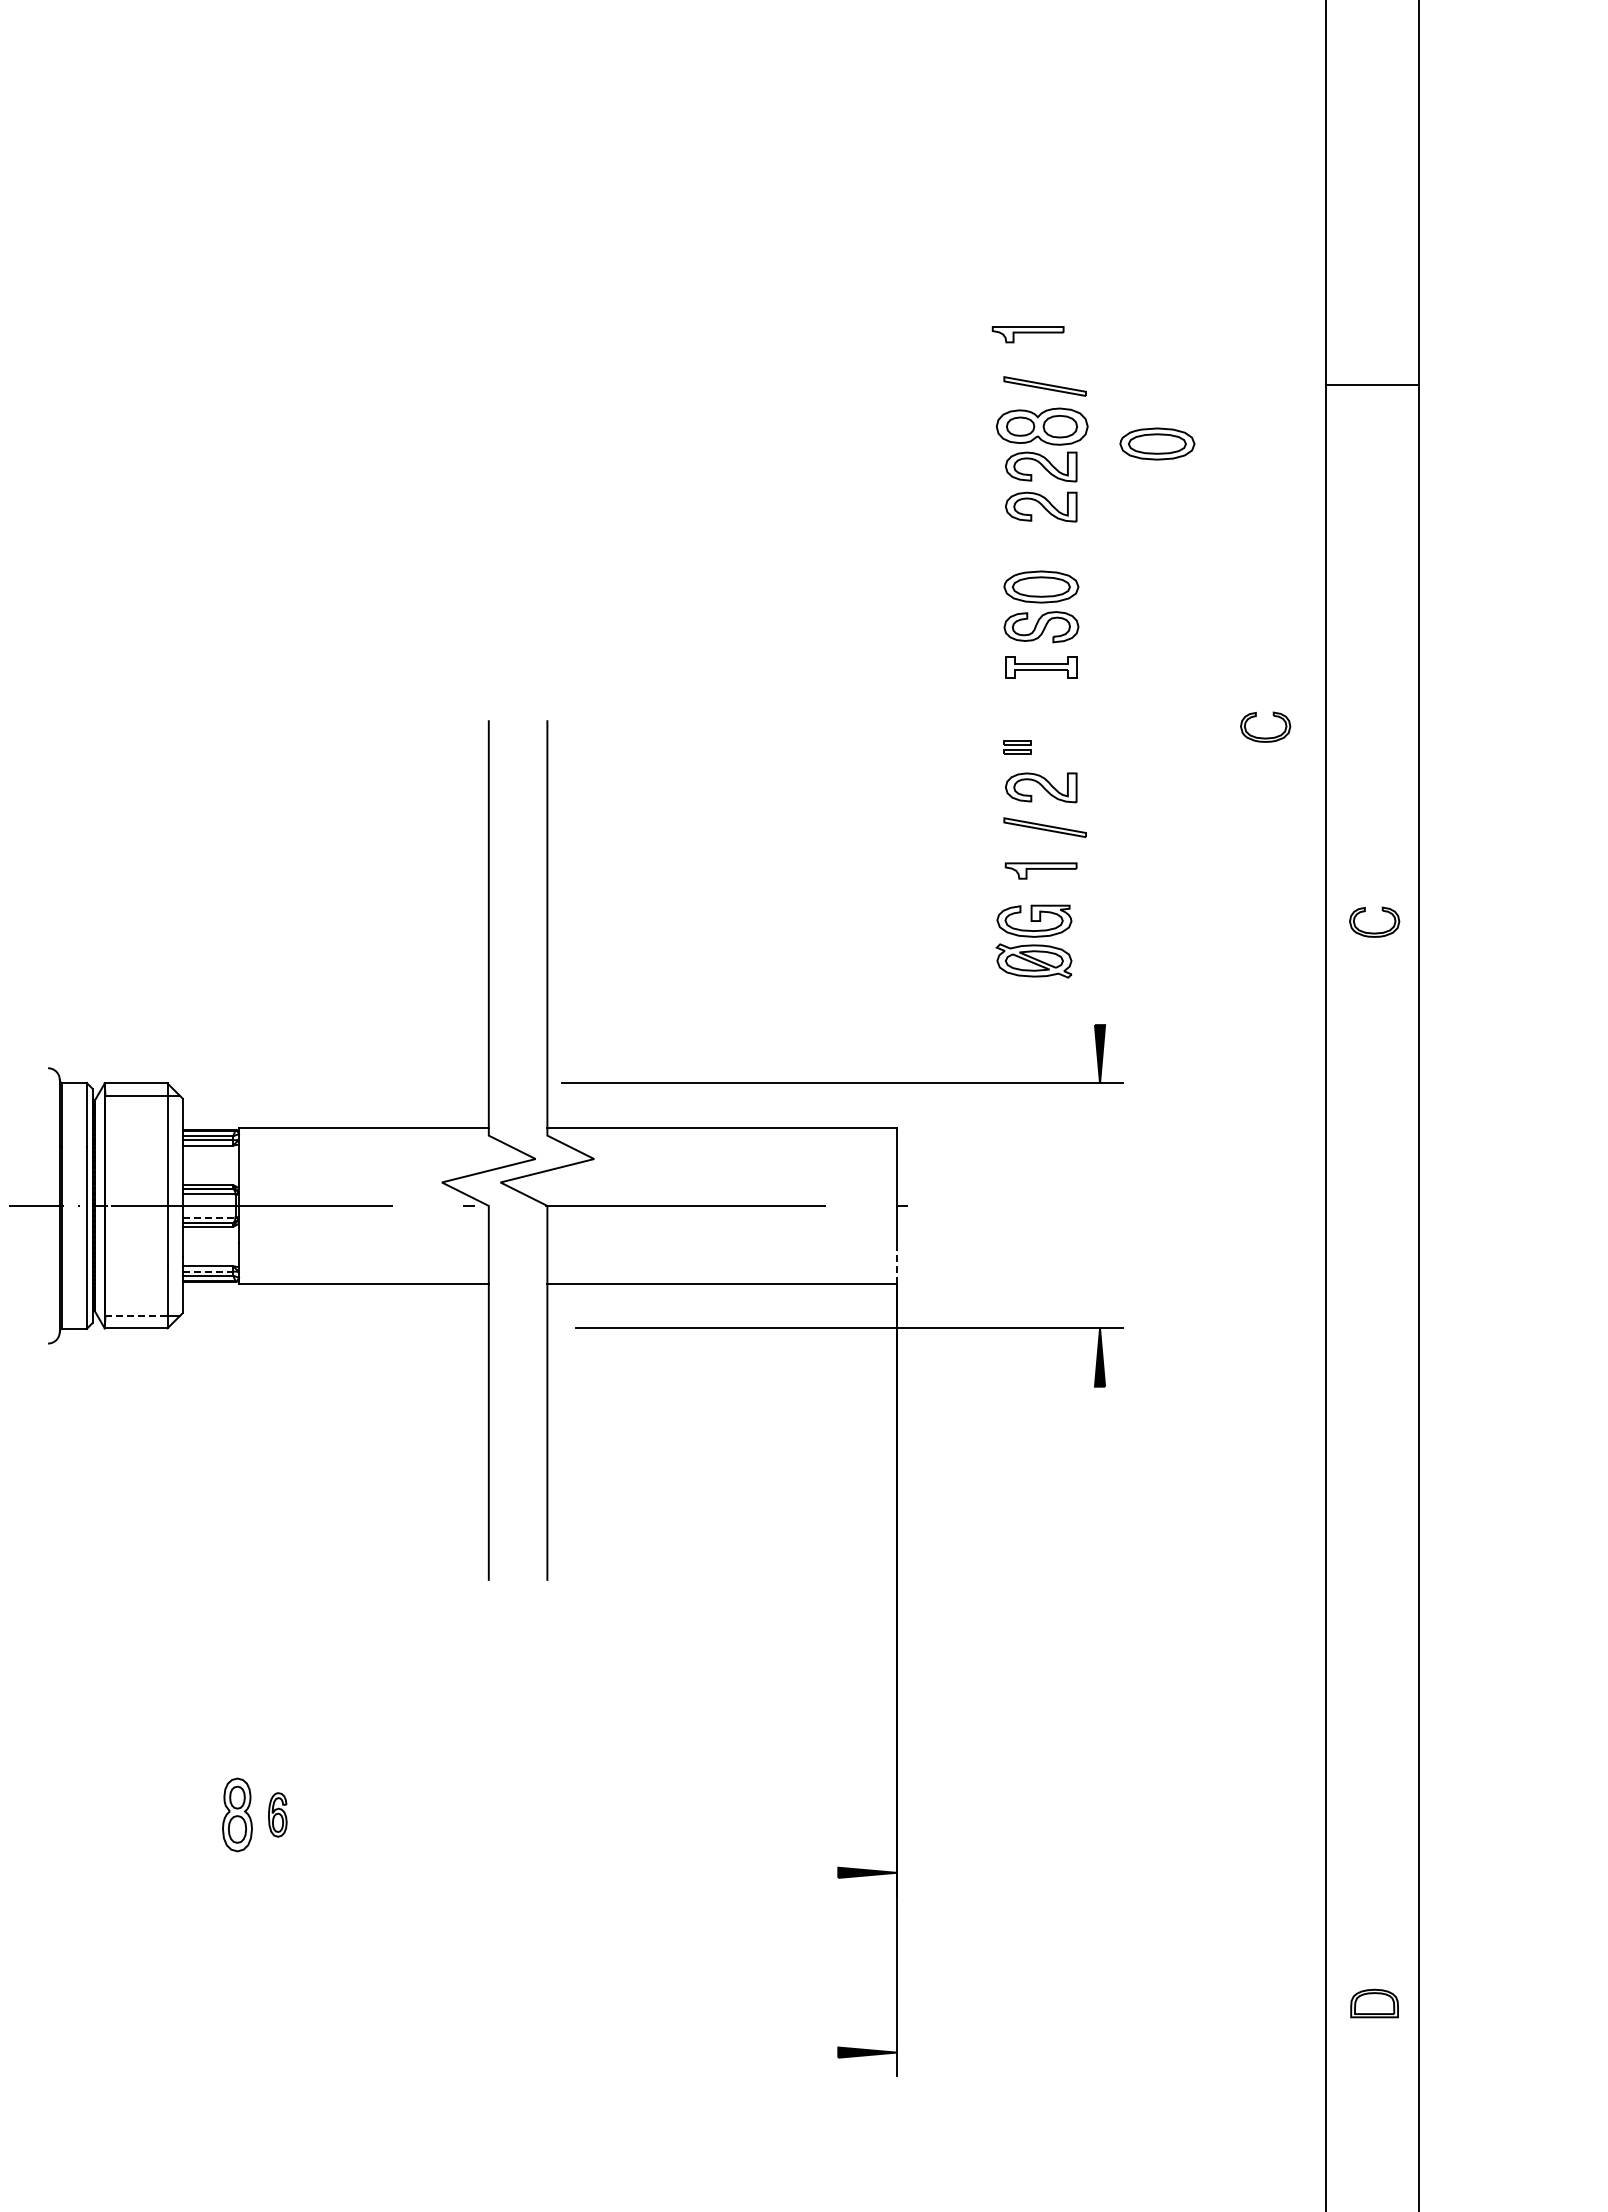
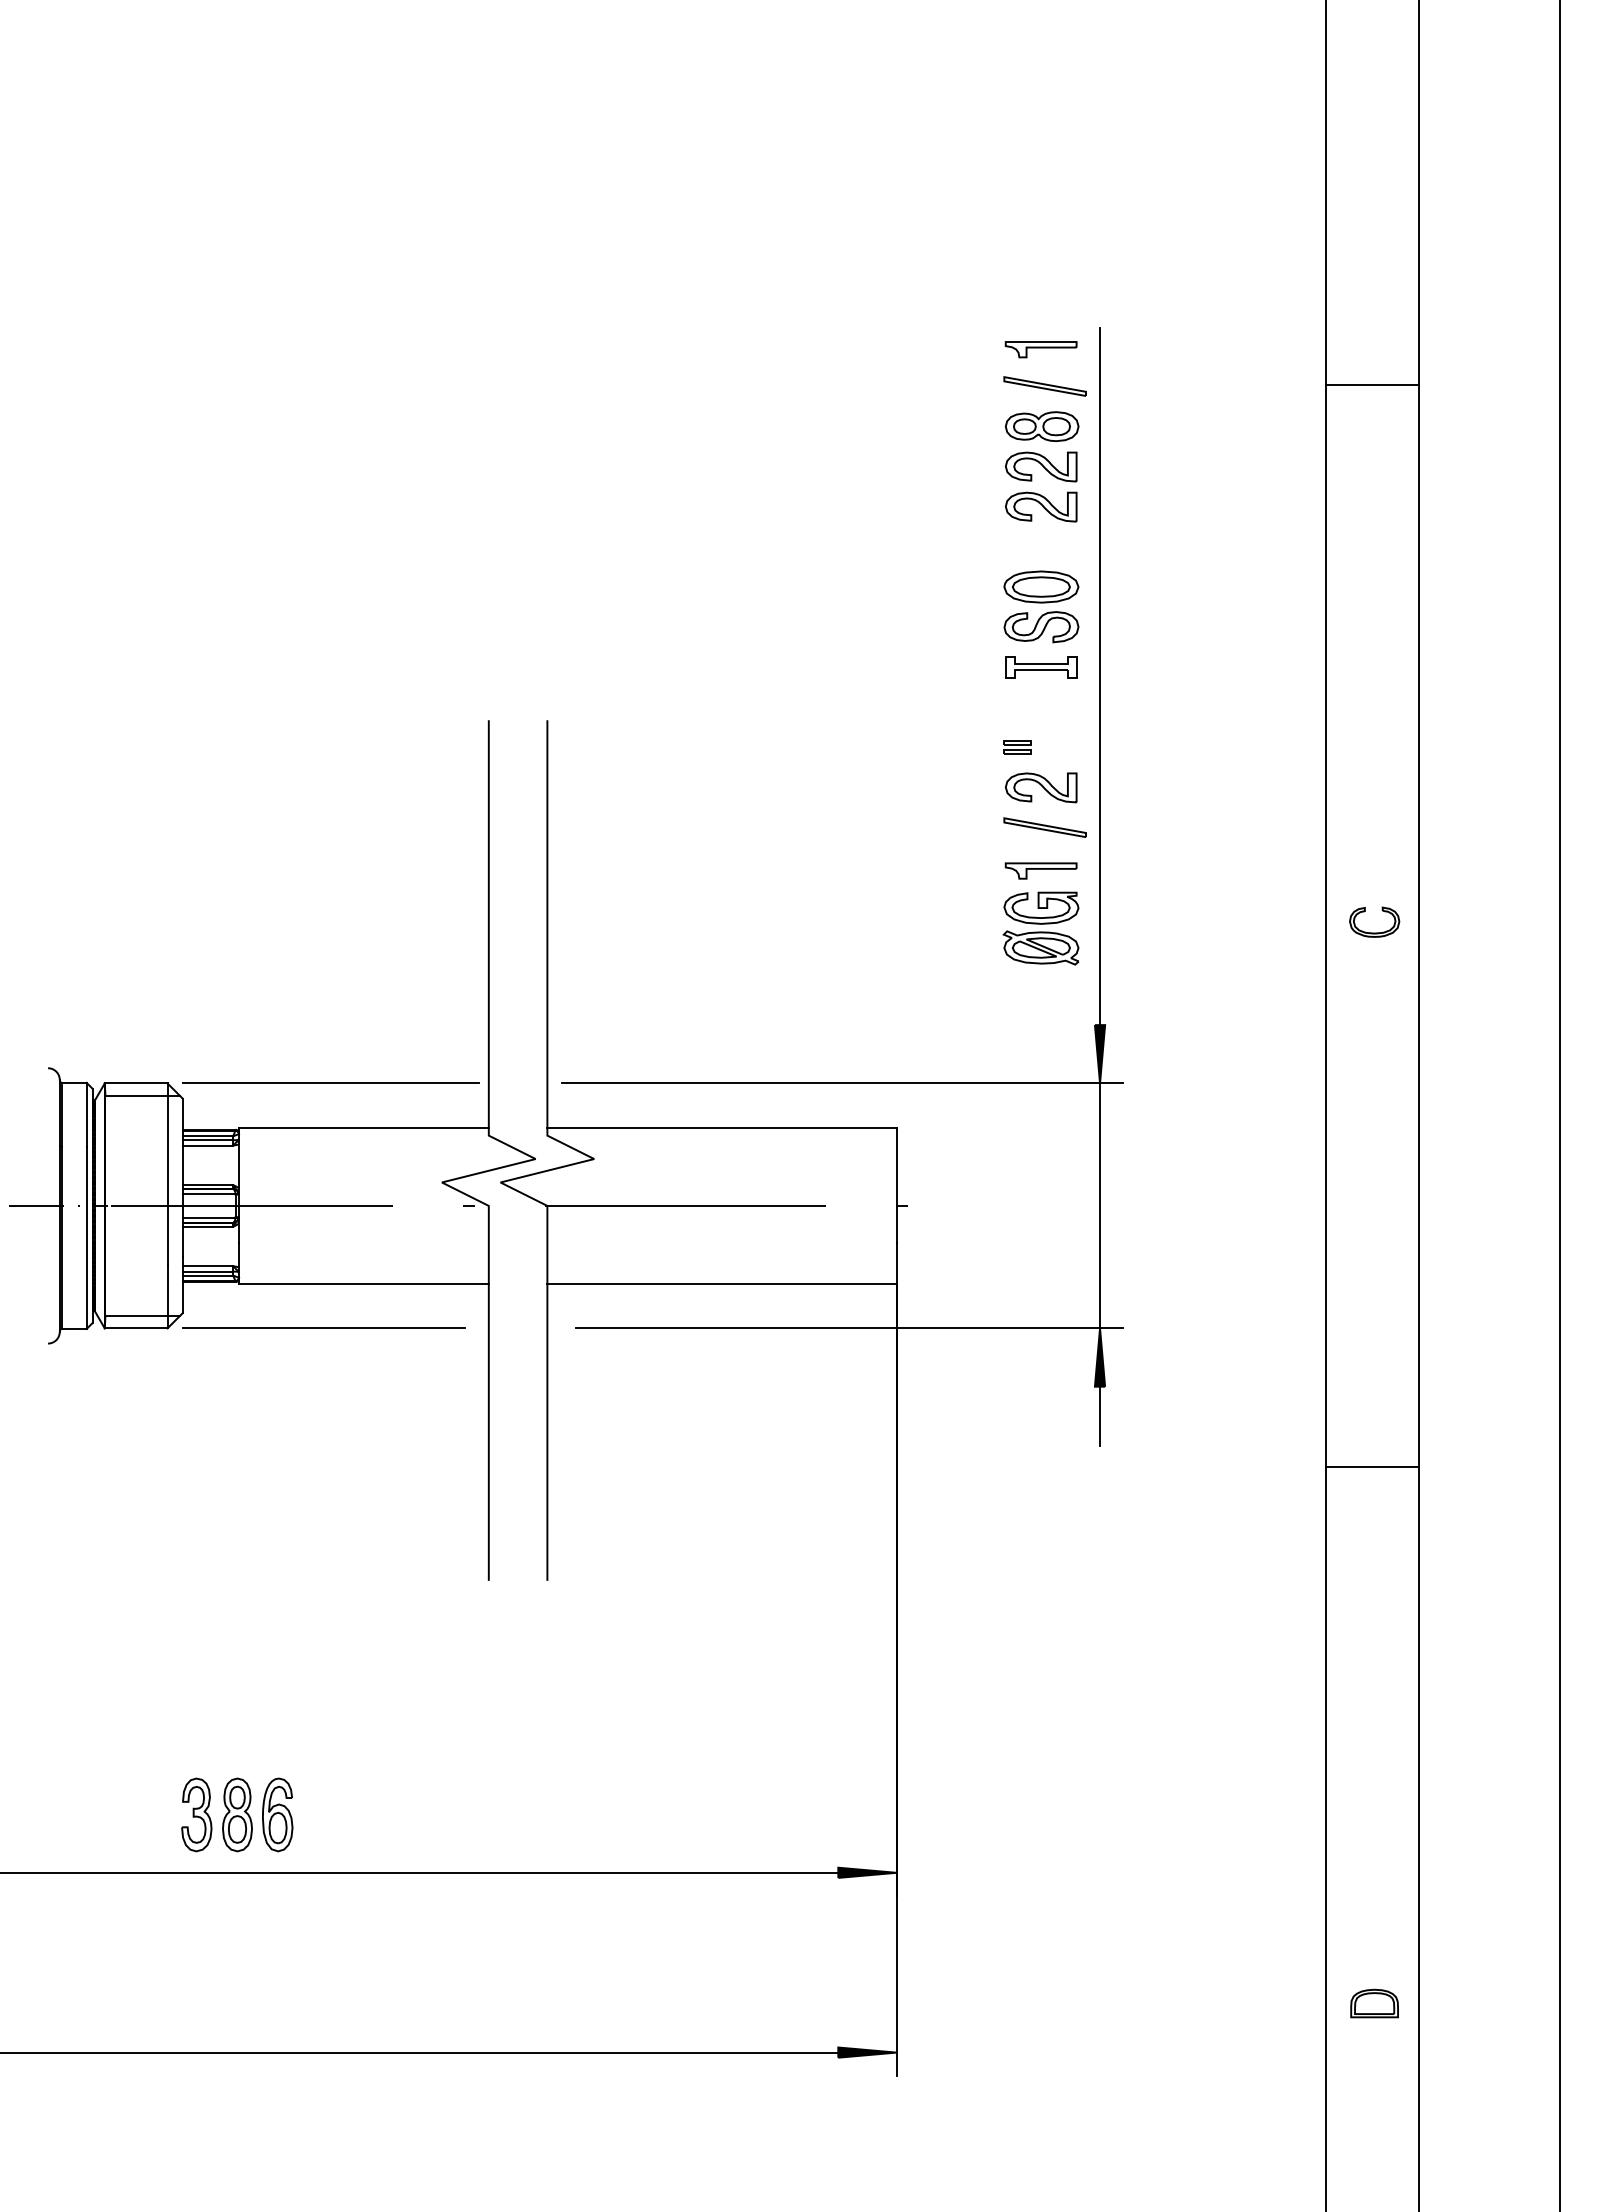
part position: (1027, 334) -> (1040, 349) (1040, 349)
part size: 94x39 px -> 76x31 px (1041, 426)
part: present -> none (1157, 443)
line: none -> present (1100, 676)
part: present -> none (1265, 737)
part position: (1033, 941) -> (1040, 928) (1040, 928)
line: none -> present (330, 1083)
line: none -> present (1559, 1105)
line: none -> present (1100, 1205)
line: dashed -> solid (209, 1217)
line: dashed -> solid (896, 1263)
line: dashed -> solid (208, 1271)
line: dashed -> solid (137, 1316)
line: none -> present (323, 1327)
line: none -> present (1100, 1415)
line: none -> present (1372, 1466)
part: none -> present (196, 1814)
part size: 20x46 px -> 32x76 px (277, 1814)
line: none -> present (420, 1872)
line: none -> present (420, 2052)
